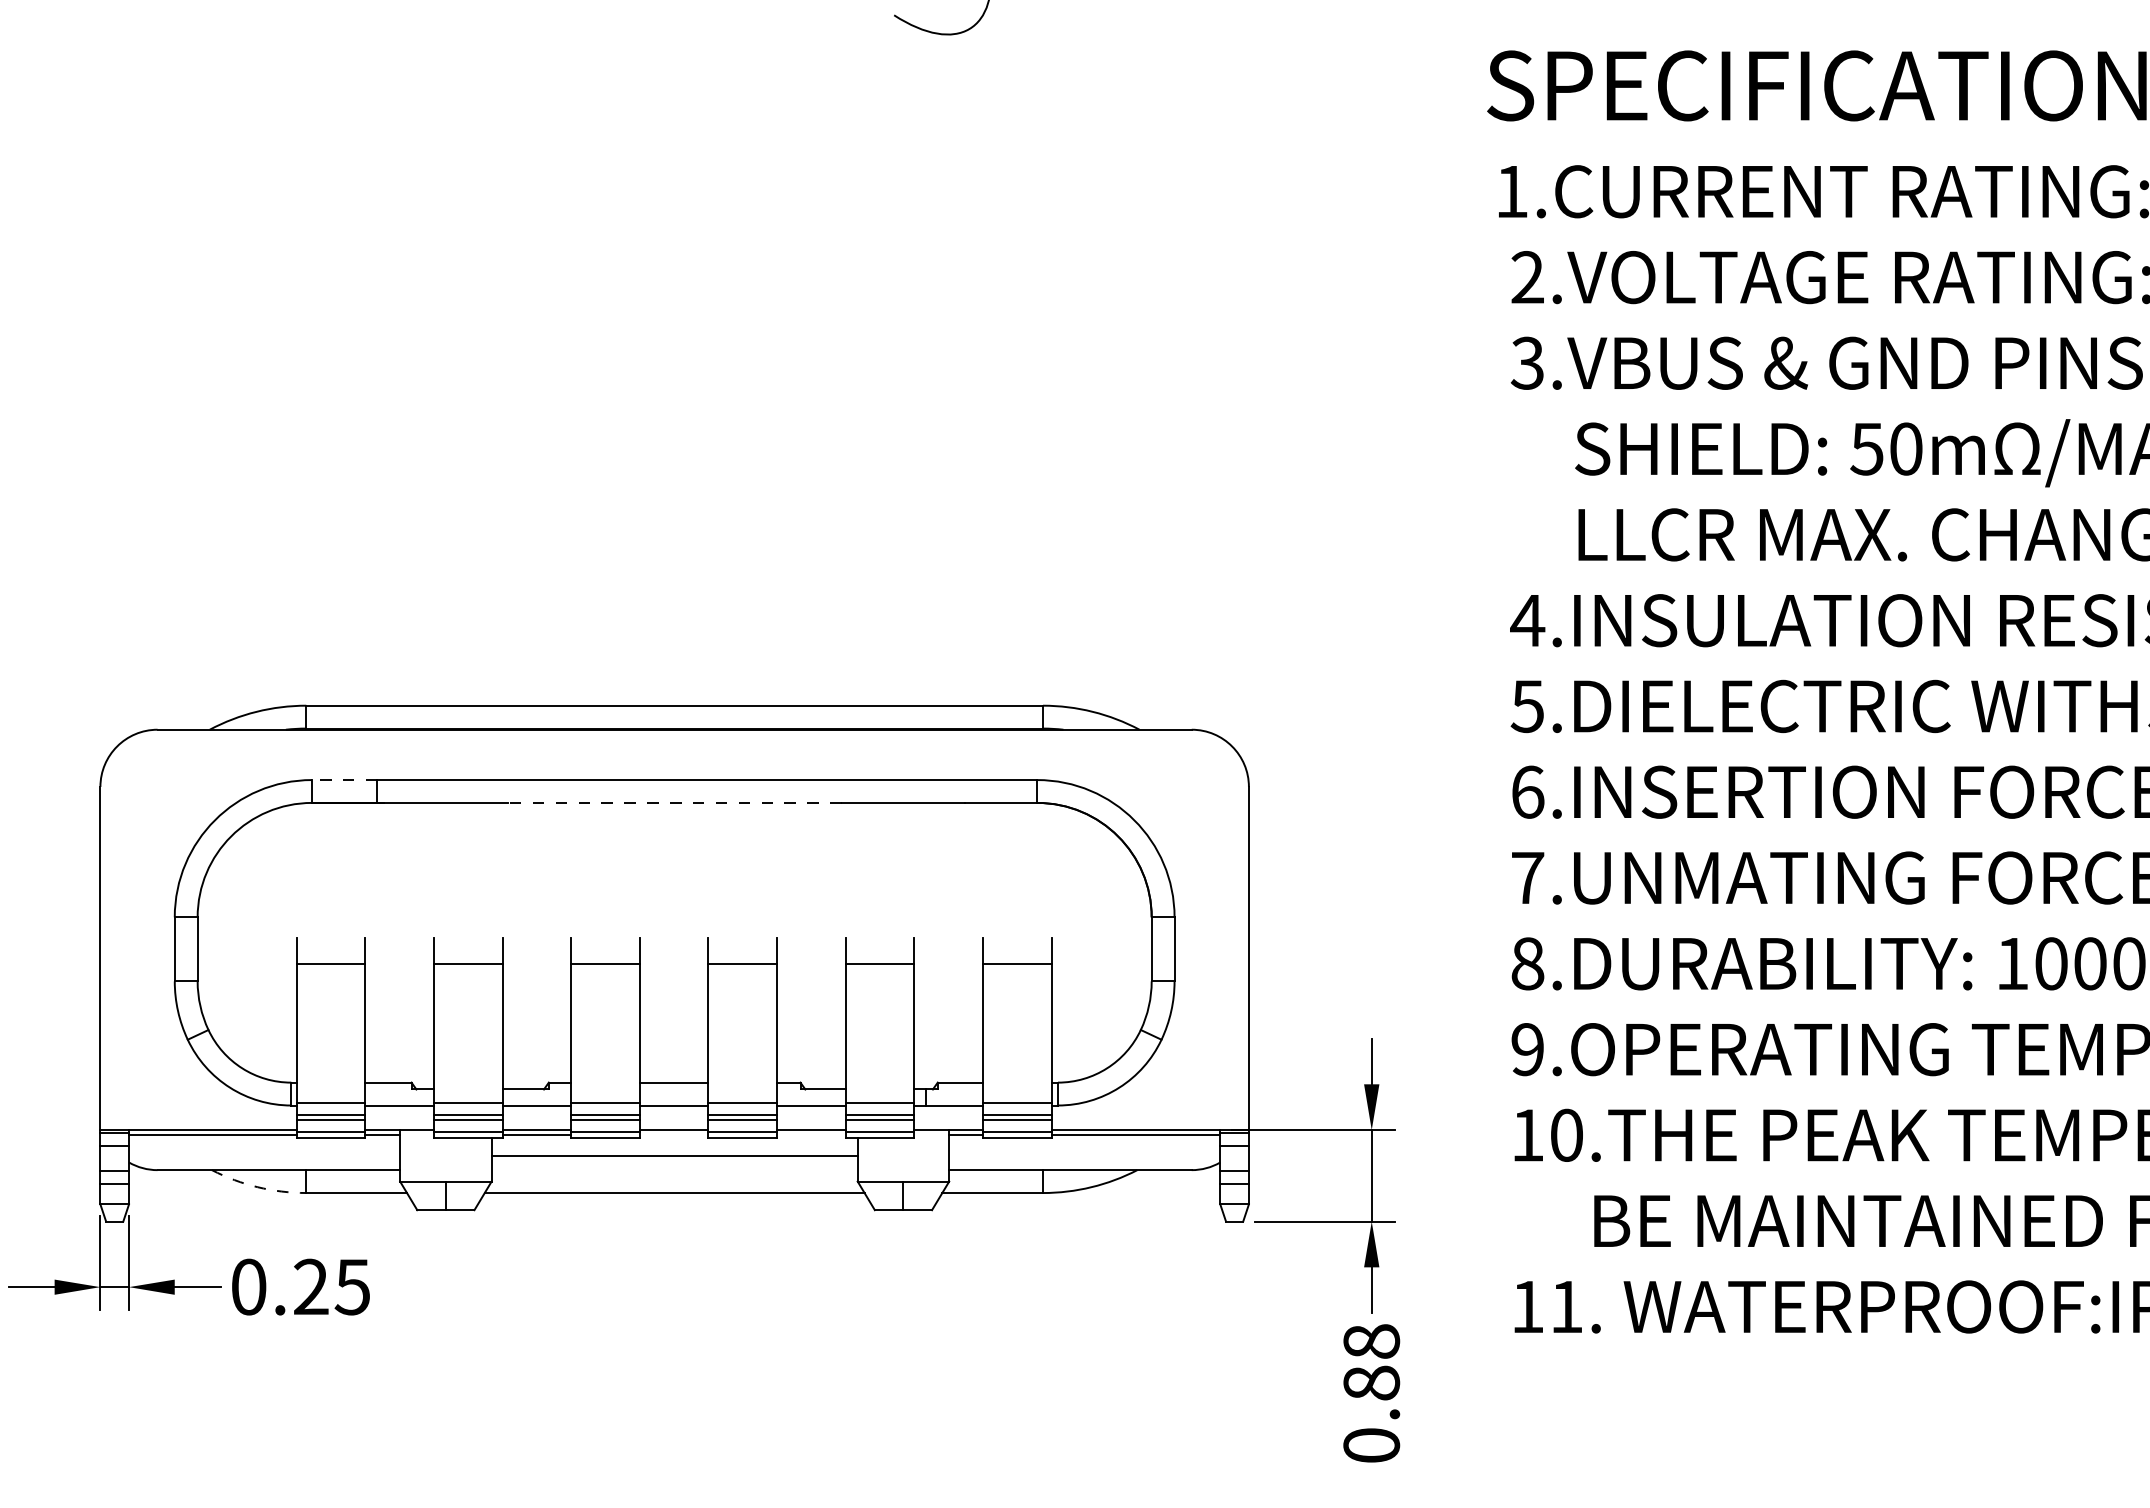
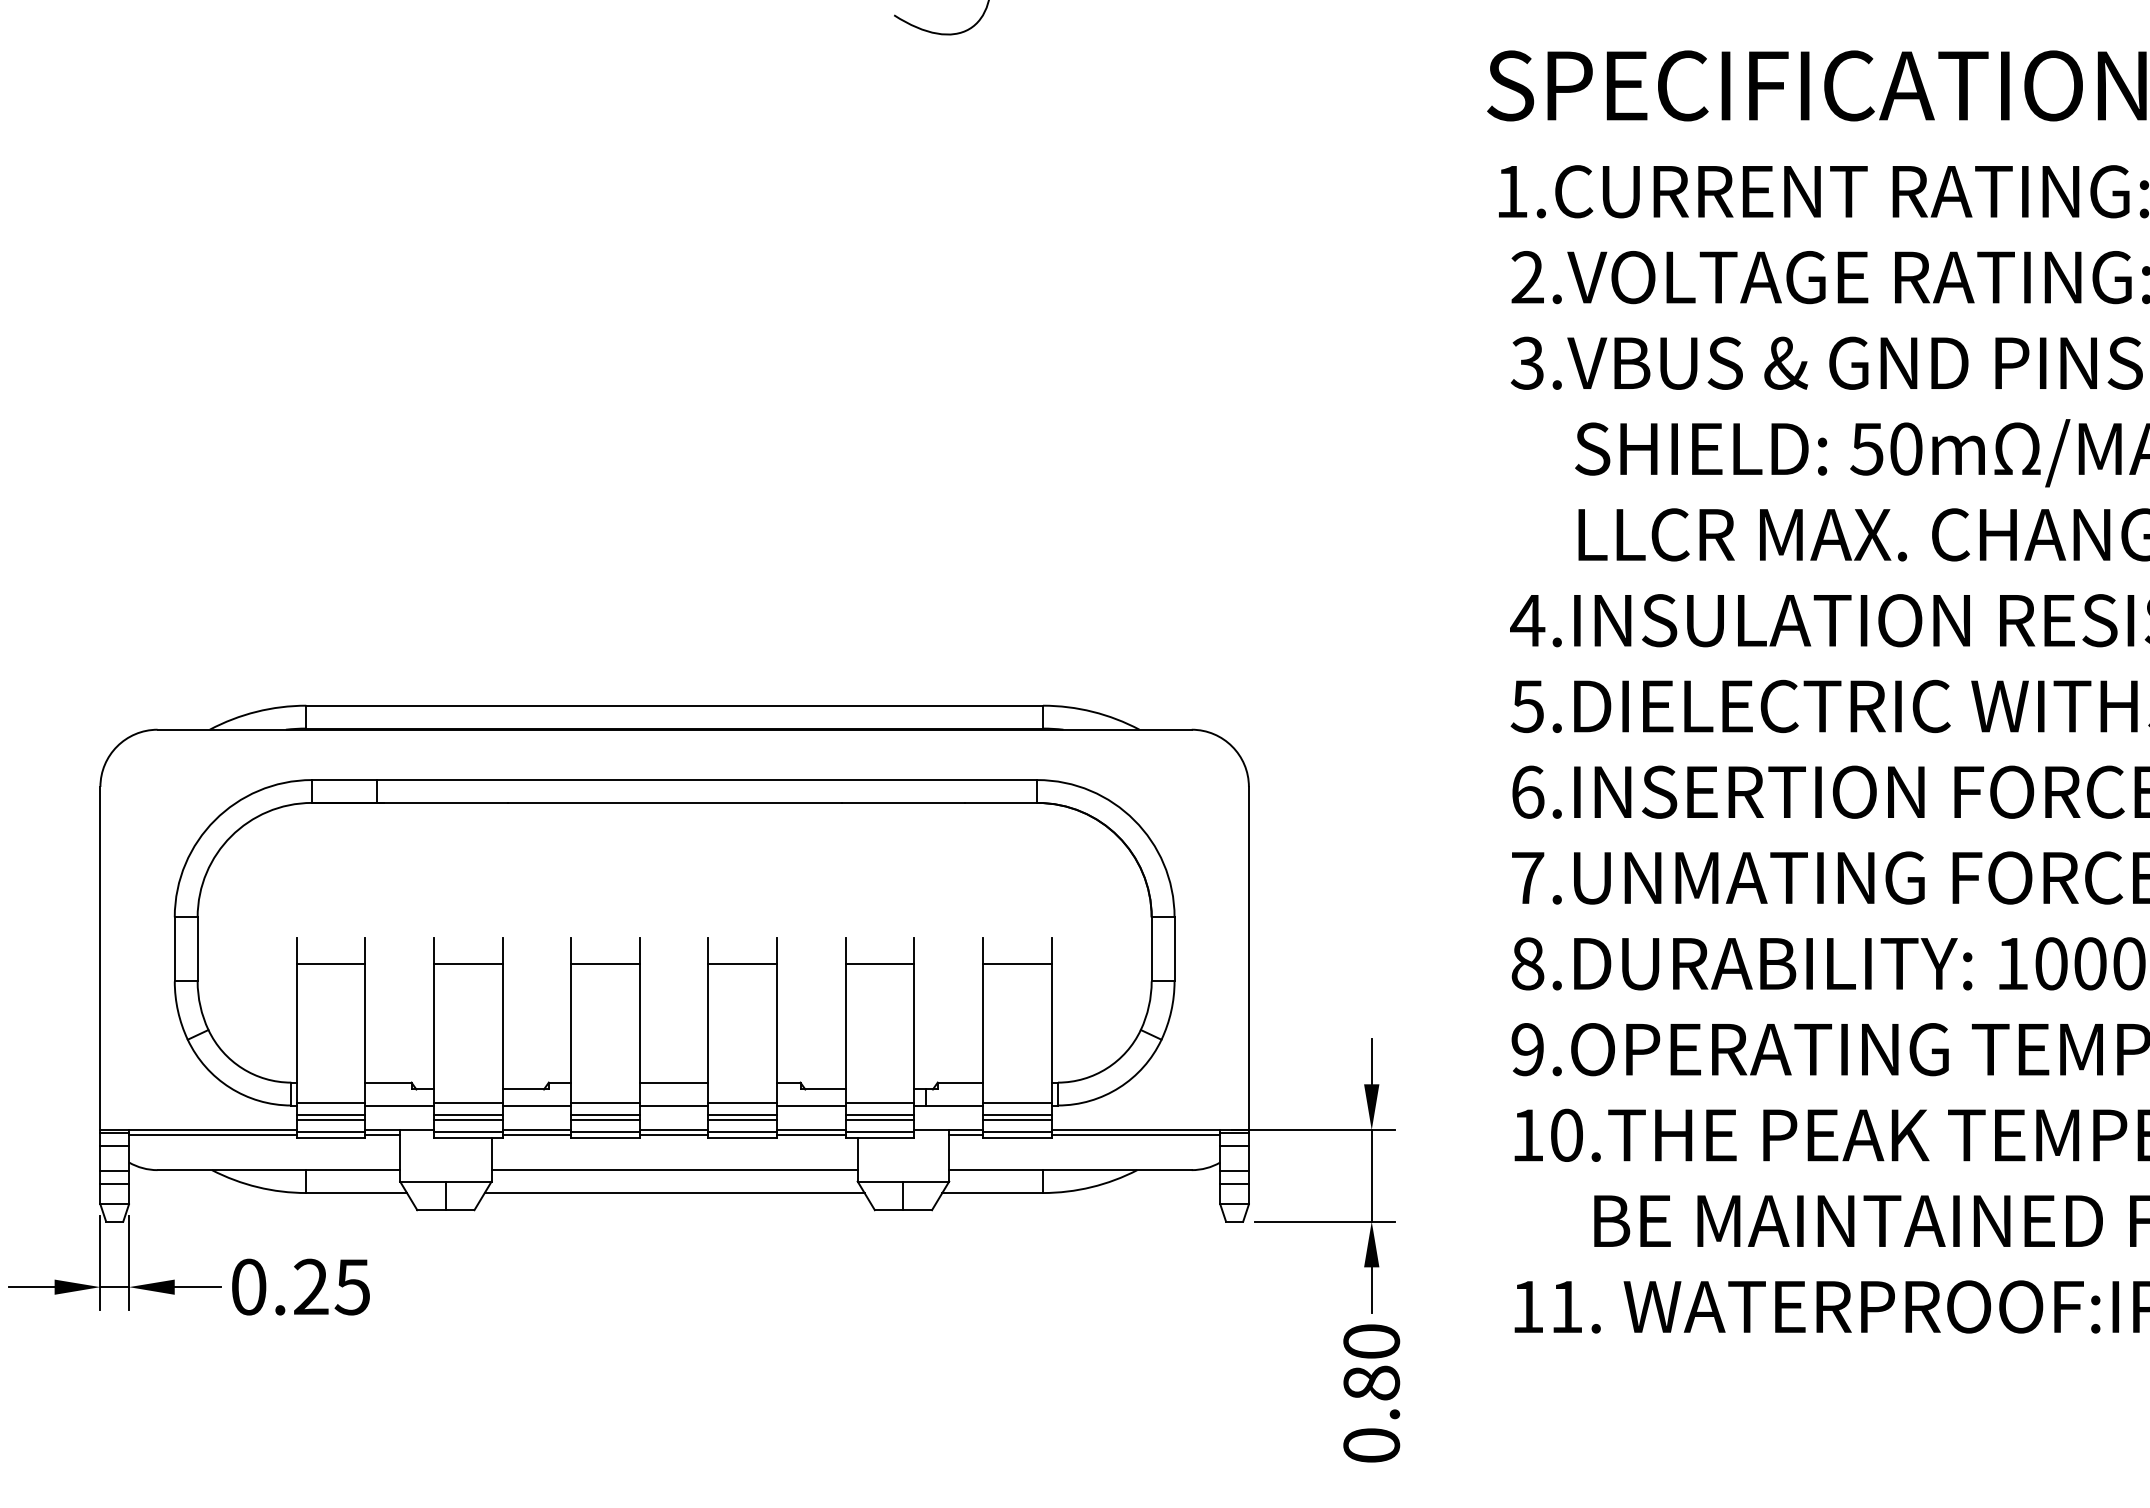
line: dashed -> solid (344, 780)
line: dashed -> solid (674, 802)
line: none -> present (673, 1134)
line: none -> present (811, 1134)
line position: (674, 1156) -> (674, 1170) (674, 1170)
arc: dashed -> solid (257, 1187)
text: 0.88 -> 0.80 (1371, 1341)
